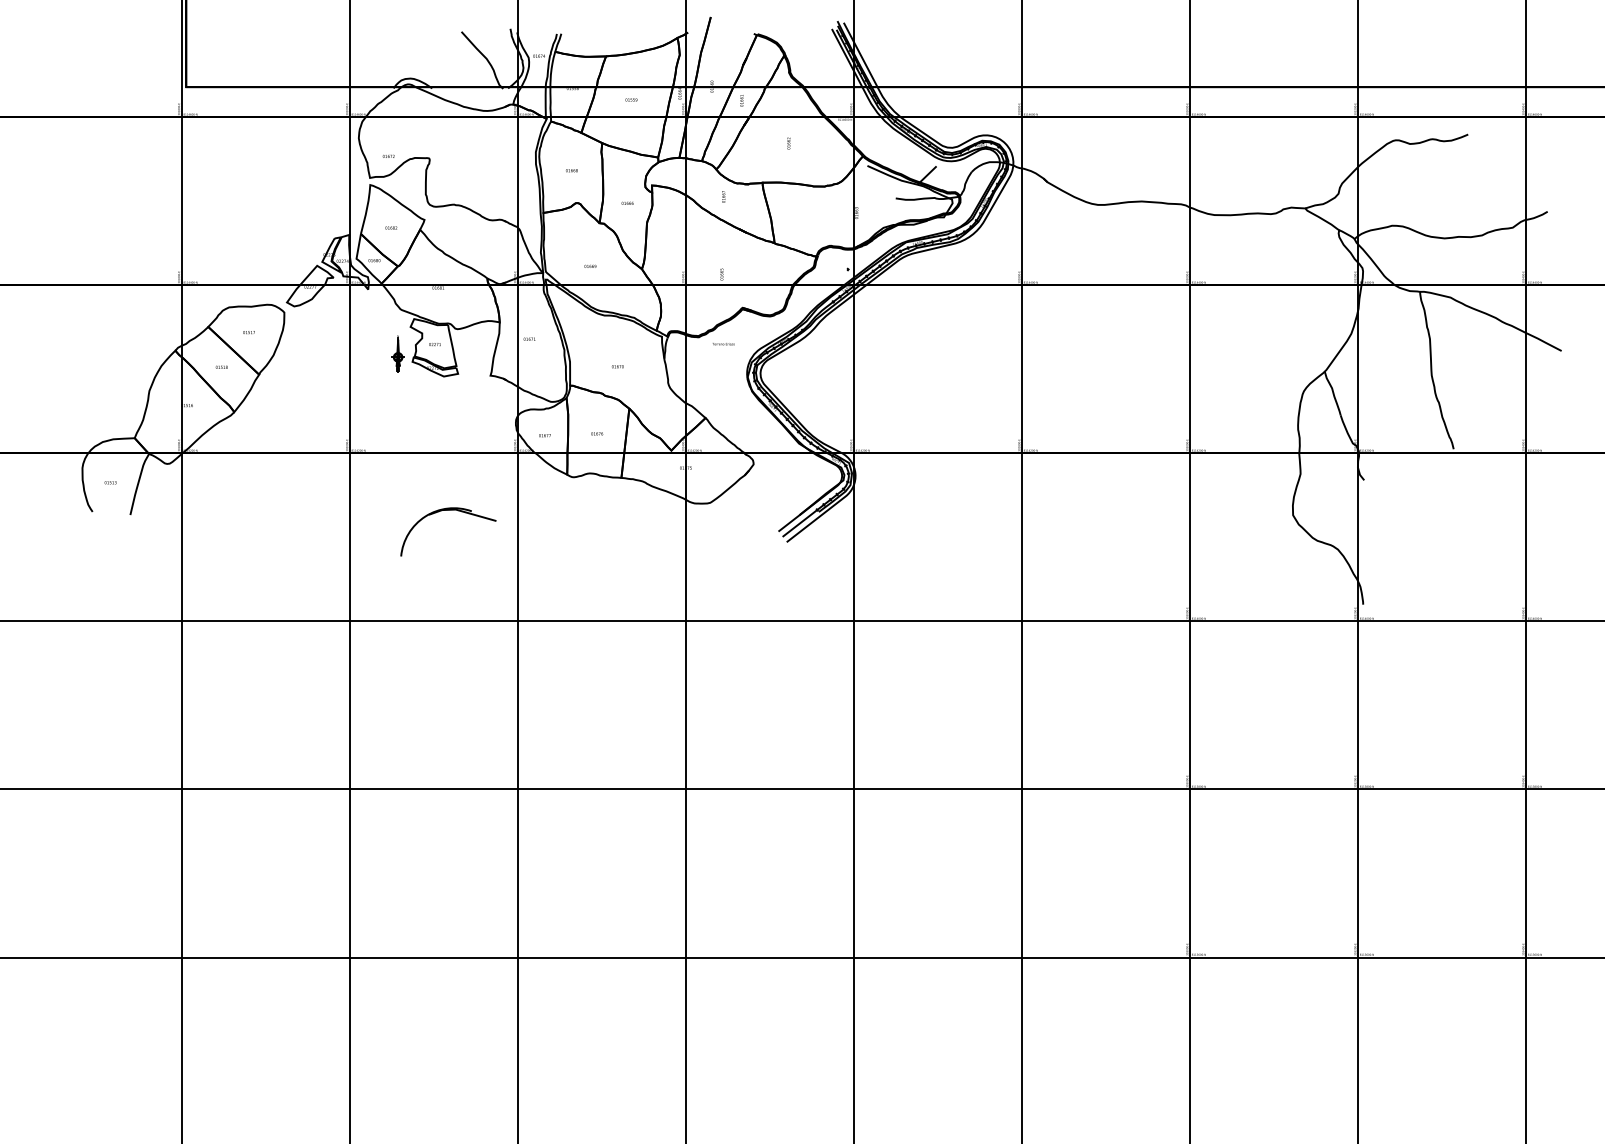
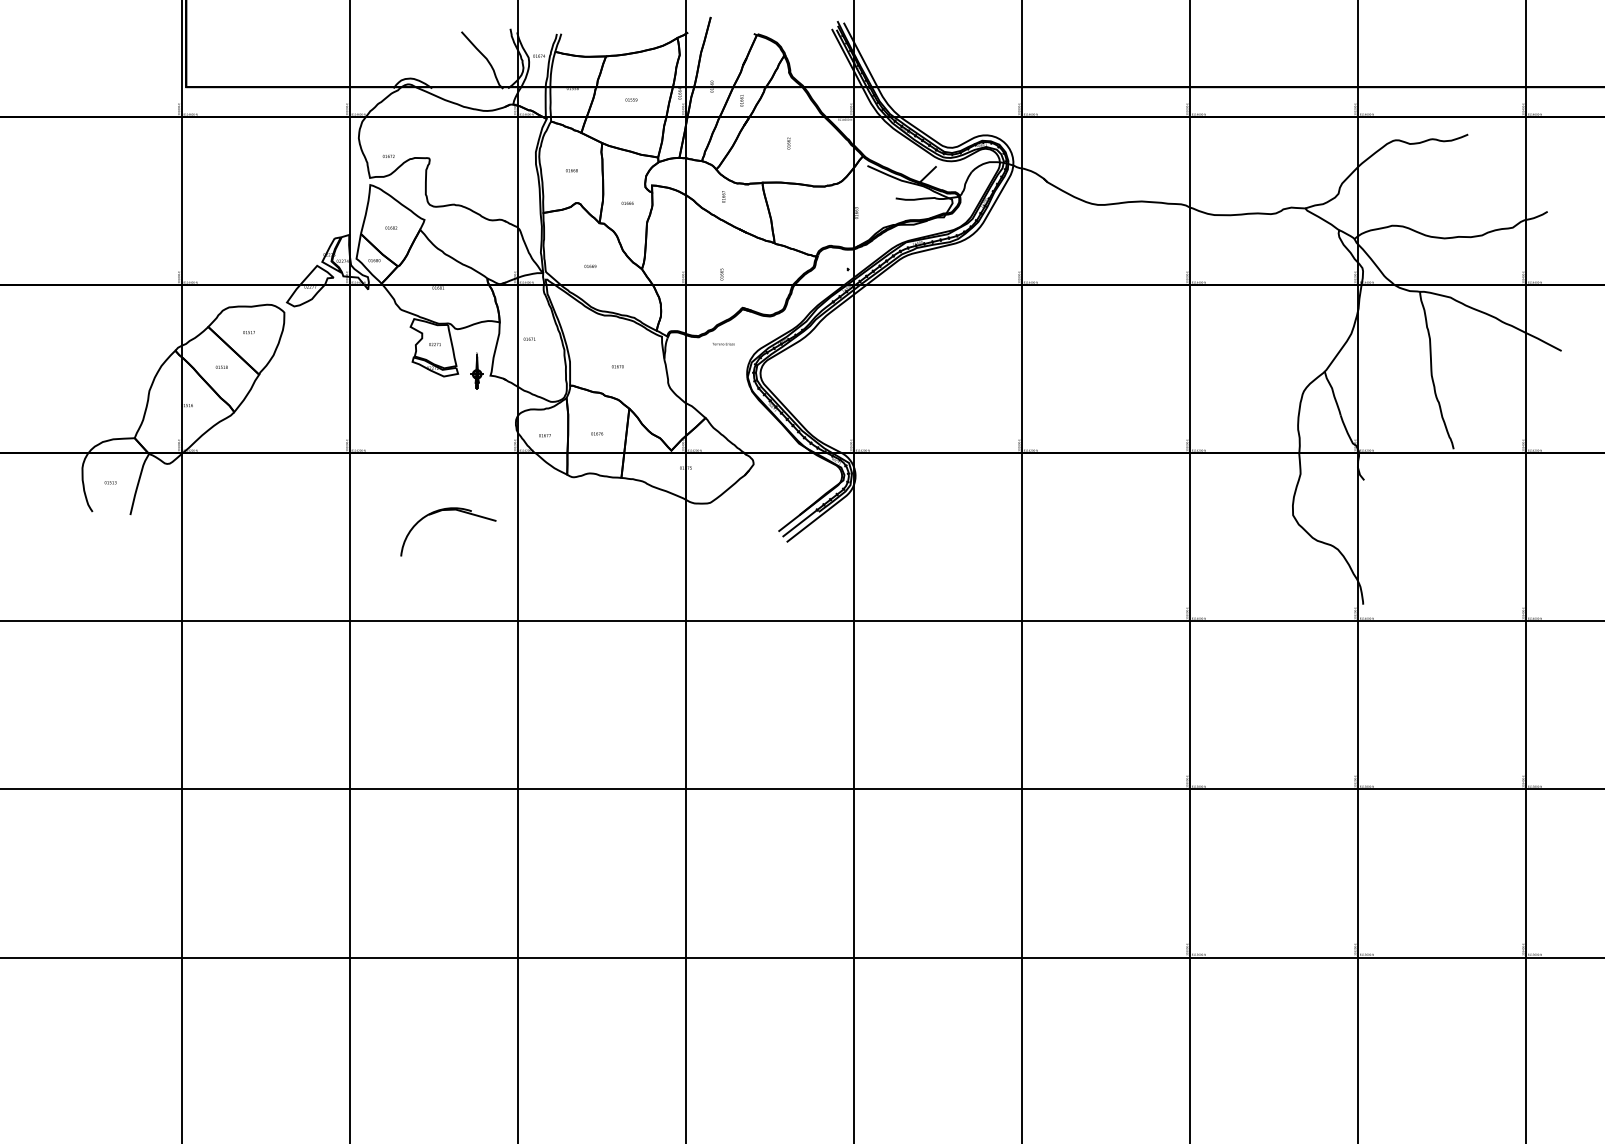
part position: (397, 353) -> (476, 370) (476, 370)
